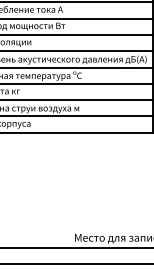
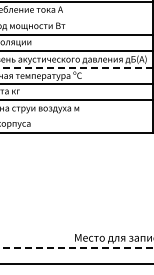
line: present -> none (76, 18)
line: solid -> dashed (76, 67)
line: present -> none (76, 116)
line: solid -> dashed (76, 247)
